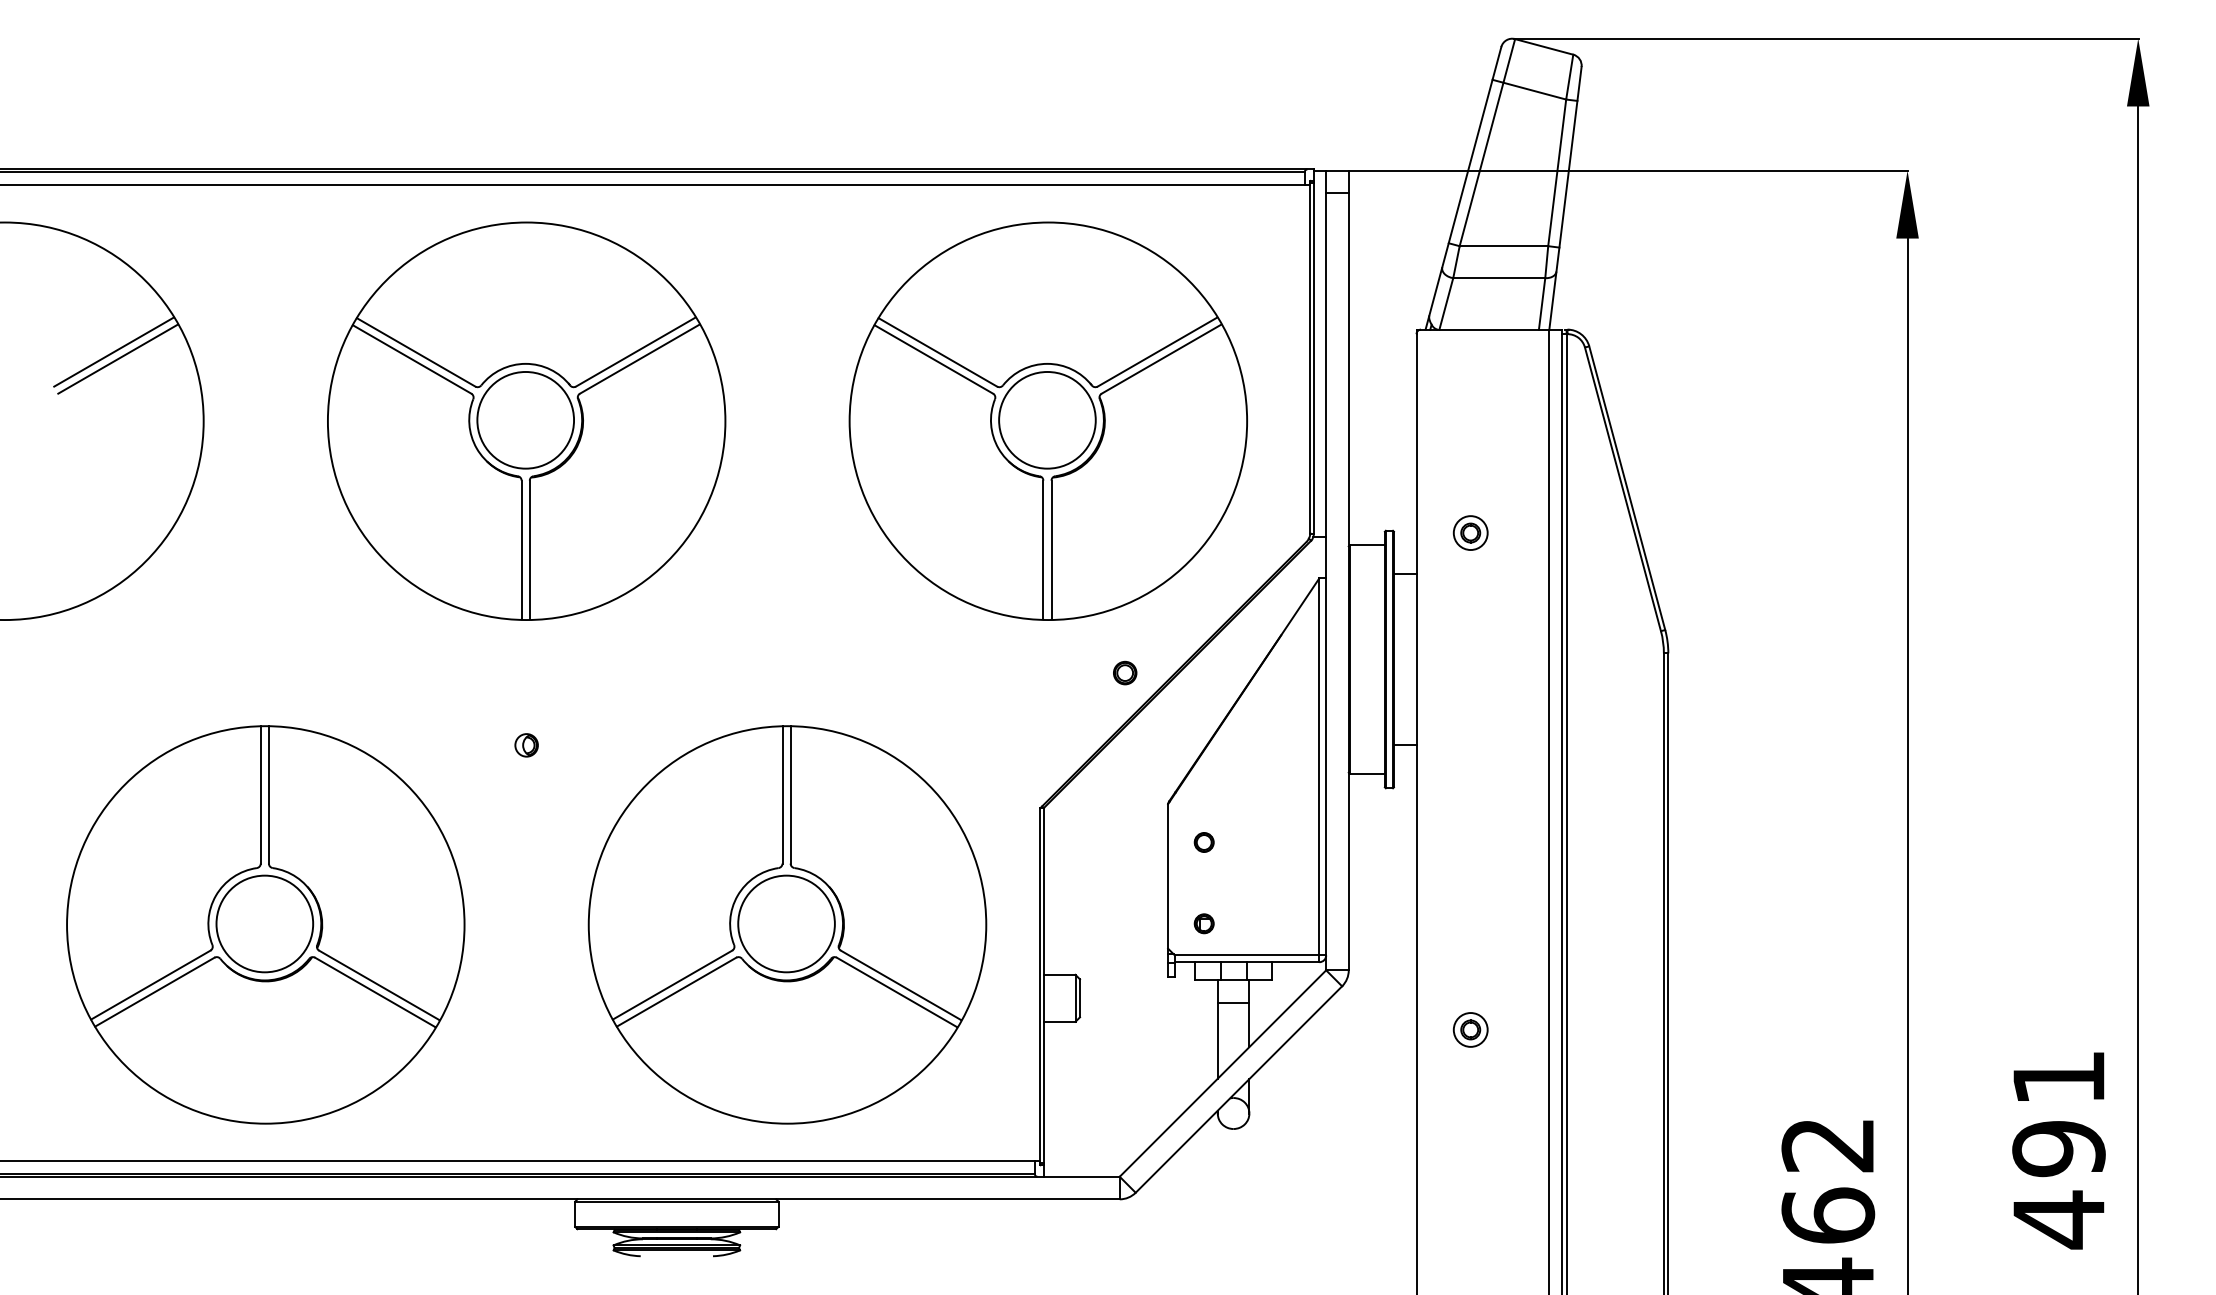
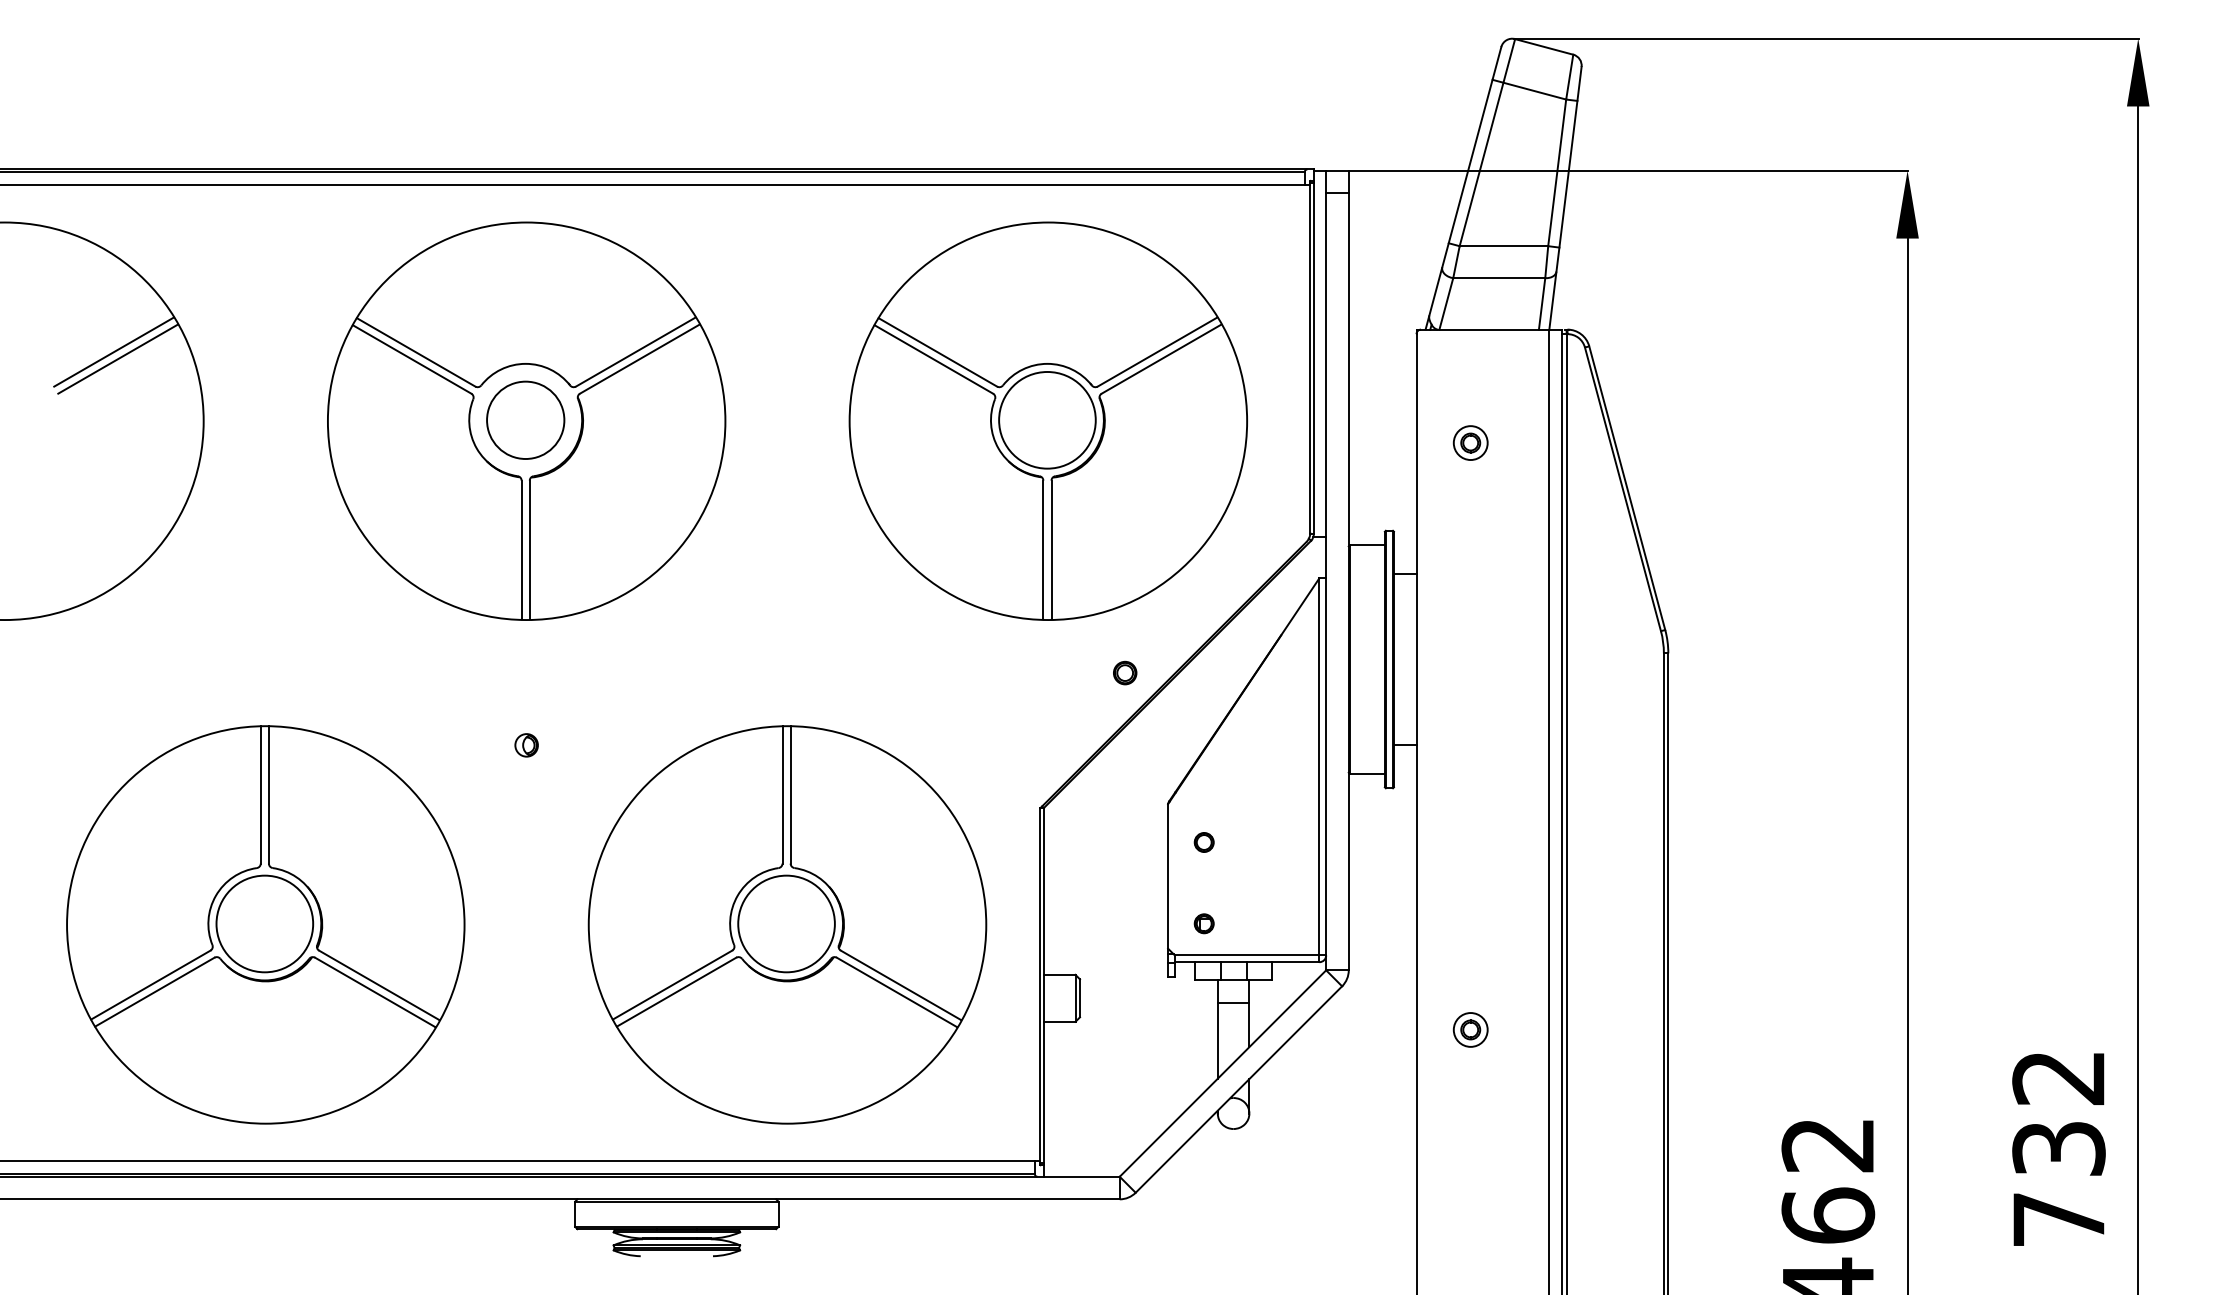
circle diameter: 97 px -> 77 px (525, 419)
part position: (1470, 532) -> (1470, 442) (1470, 442)
text: 491 -> 732 (2058, 1150)
